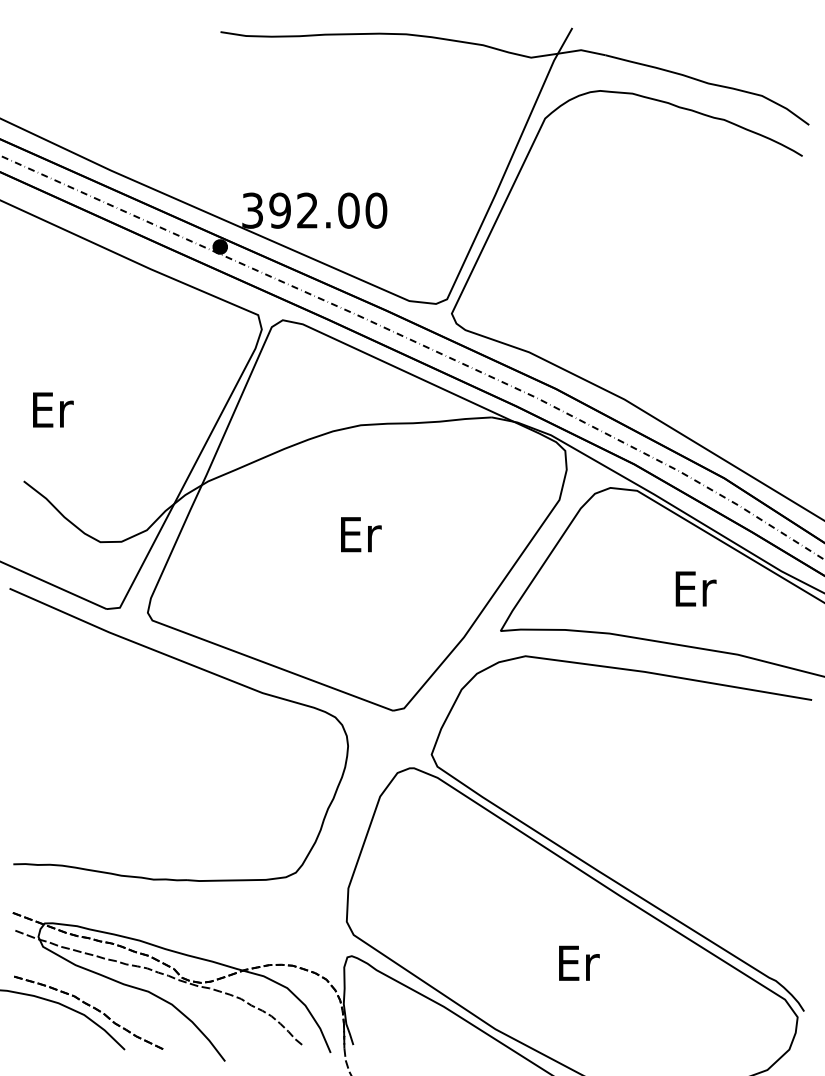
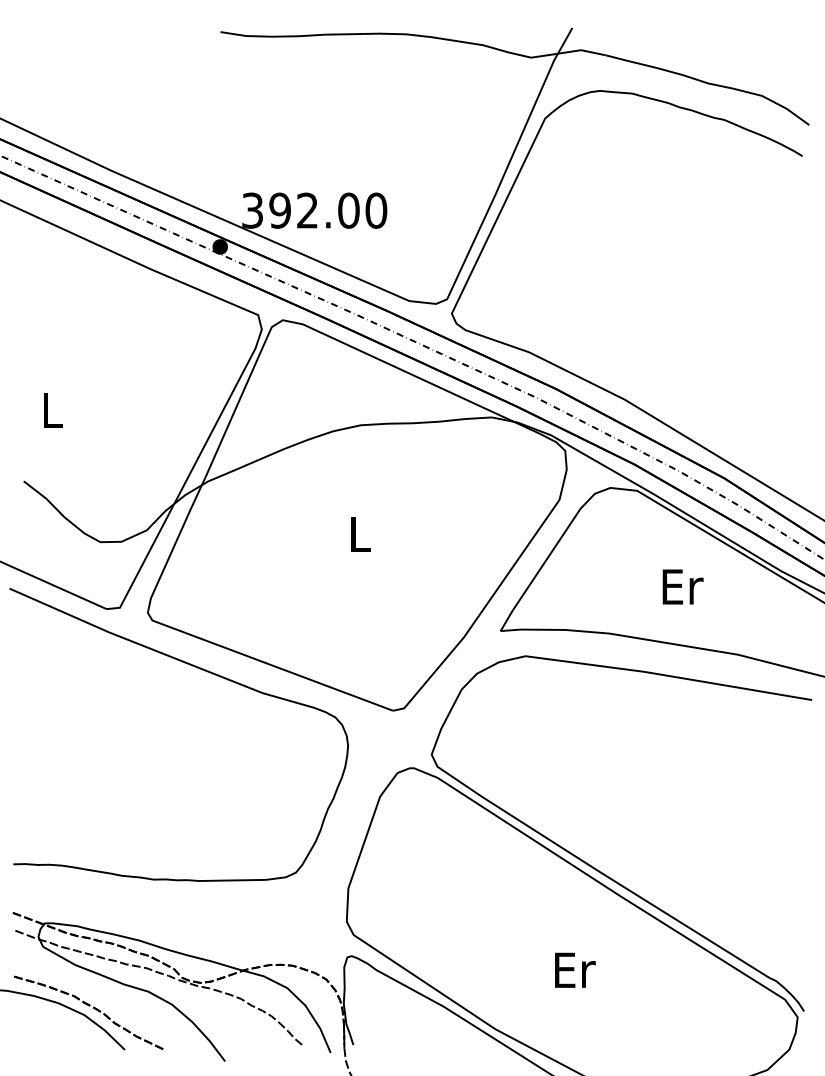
text: Er -> L (53, 409)
text: Er -> L (361, 534)
text position: (695, 588) -> (682, 586) (682, 586)
text position: (579, 962) -> (575, 969) (575, 969)
